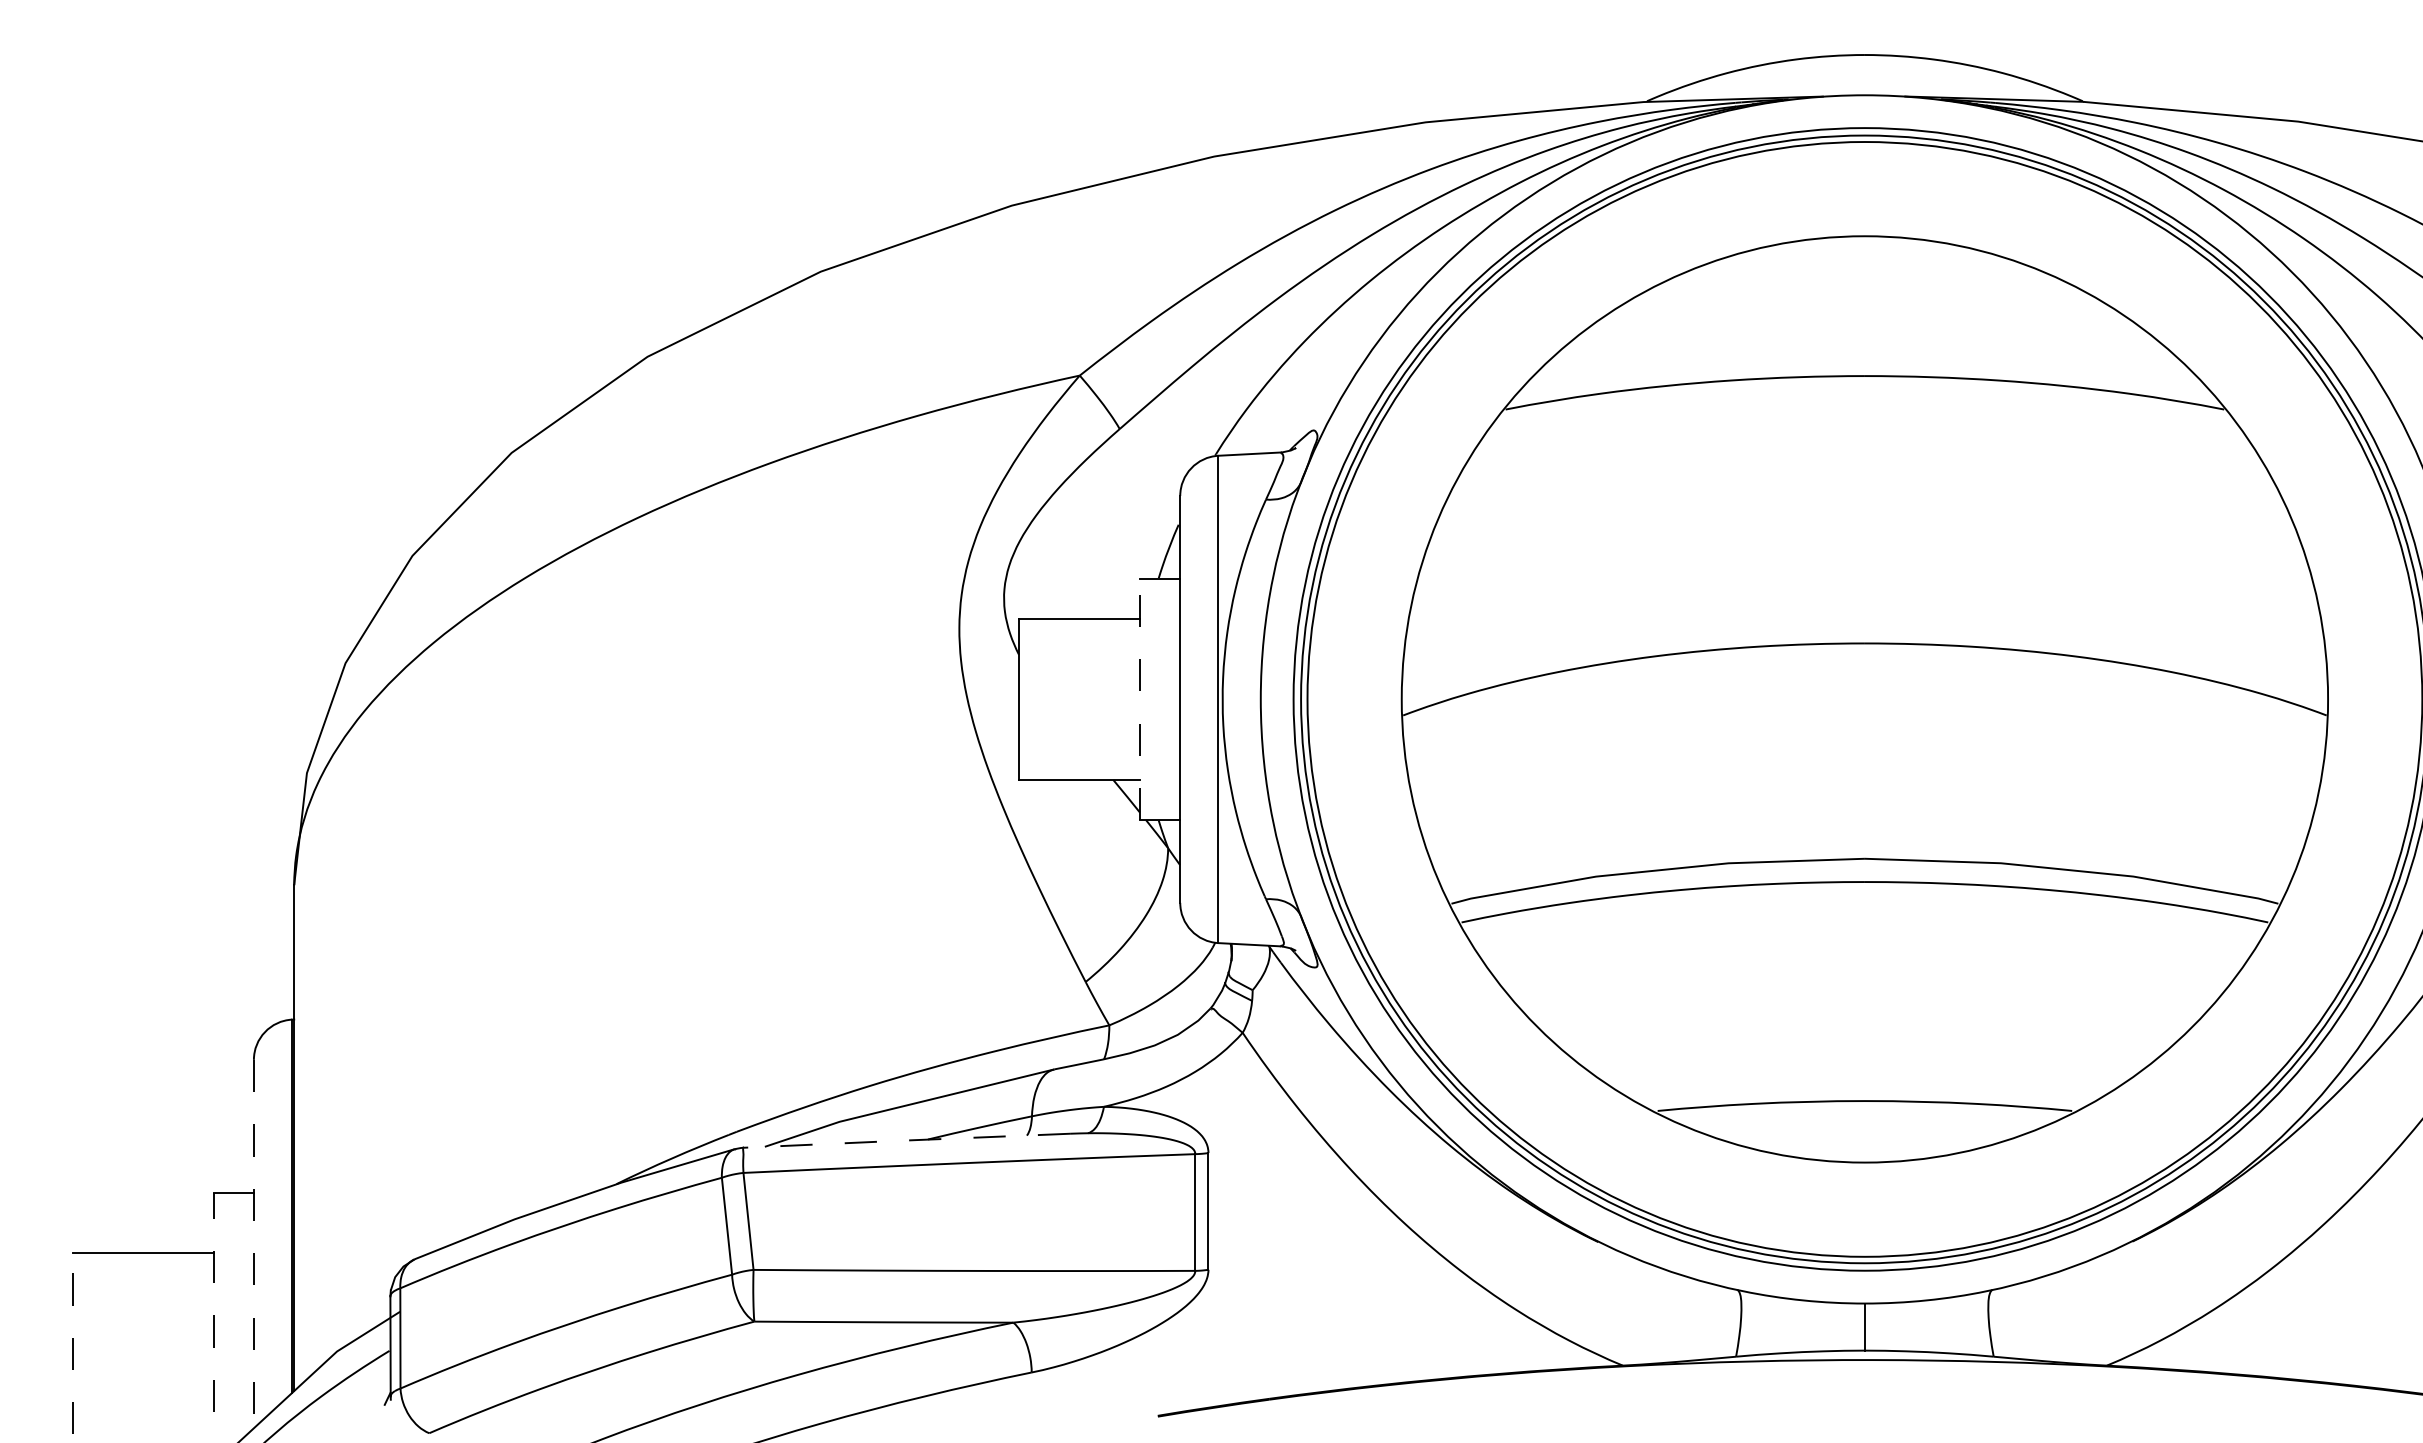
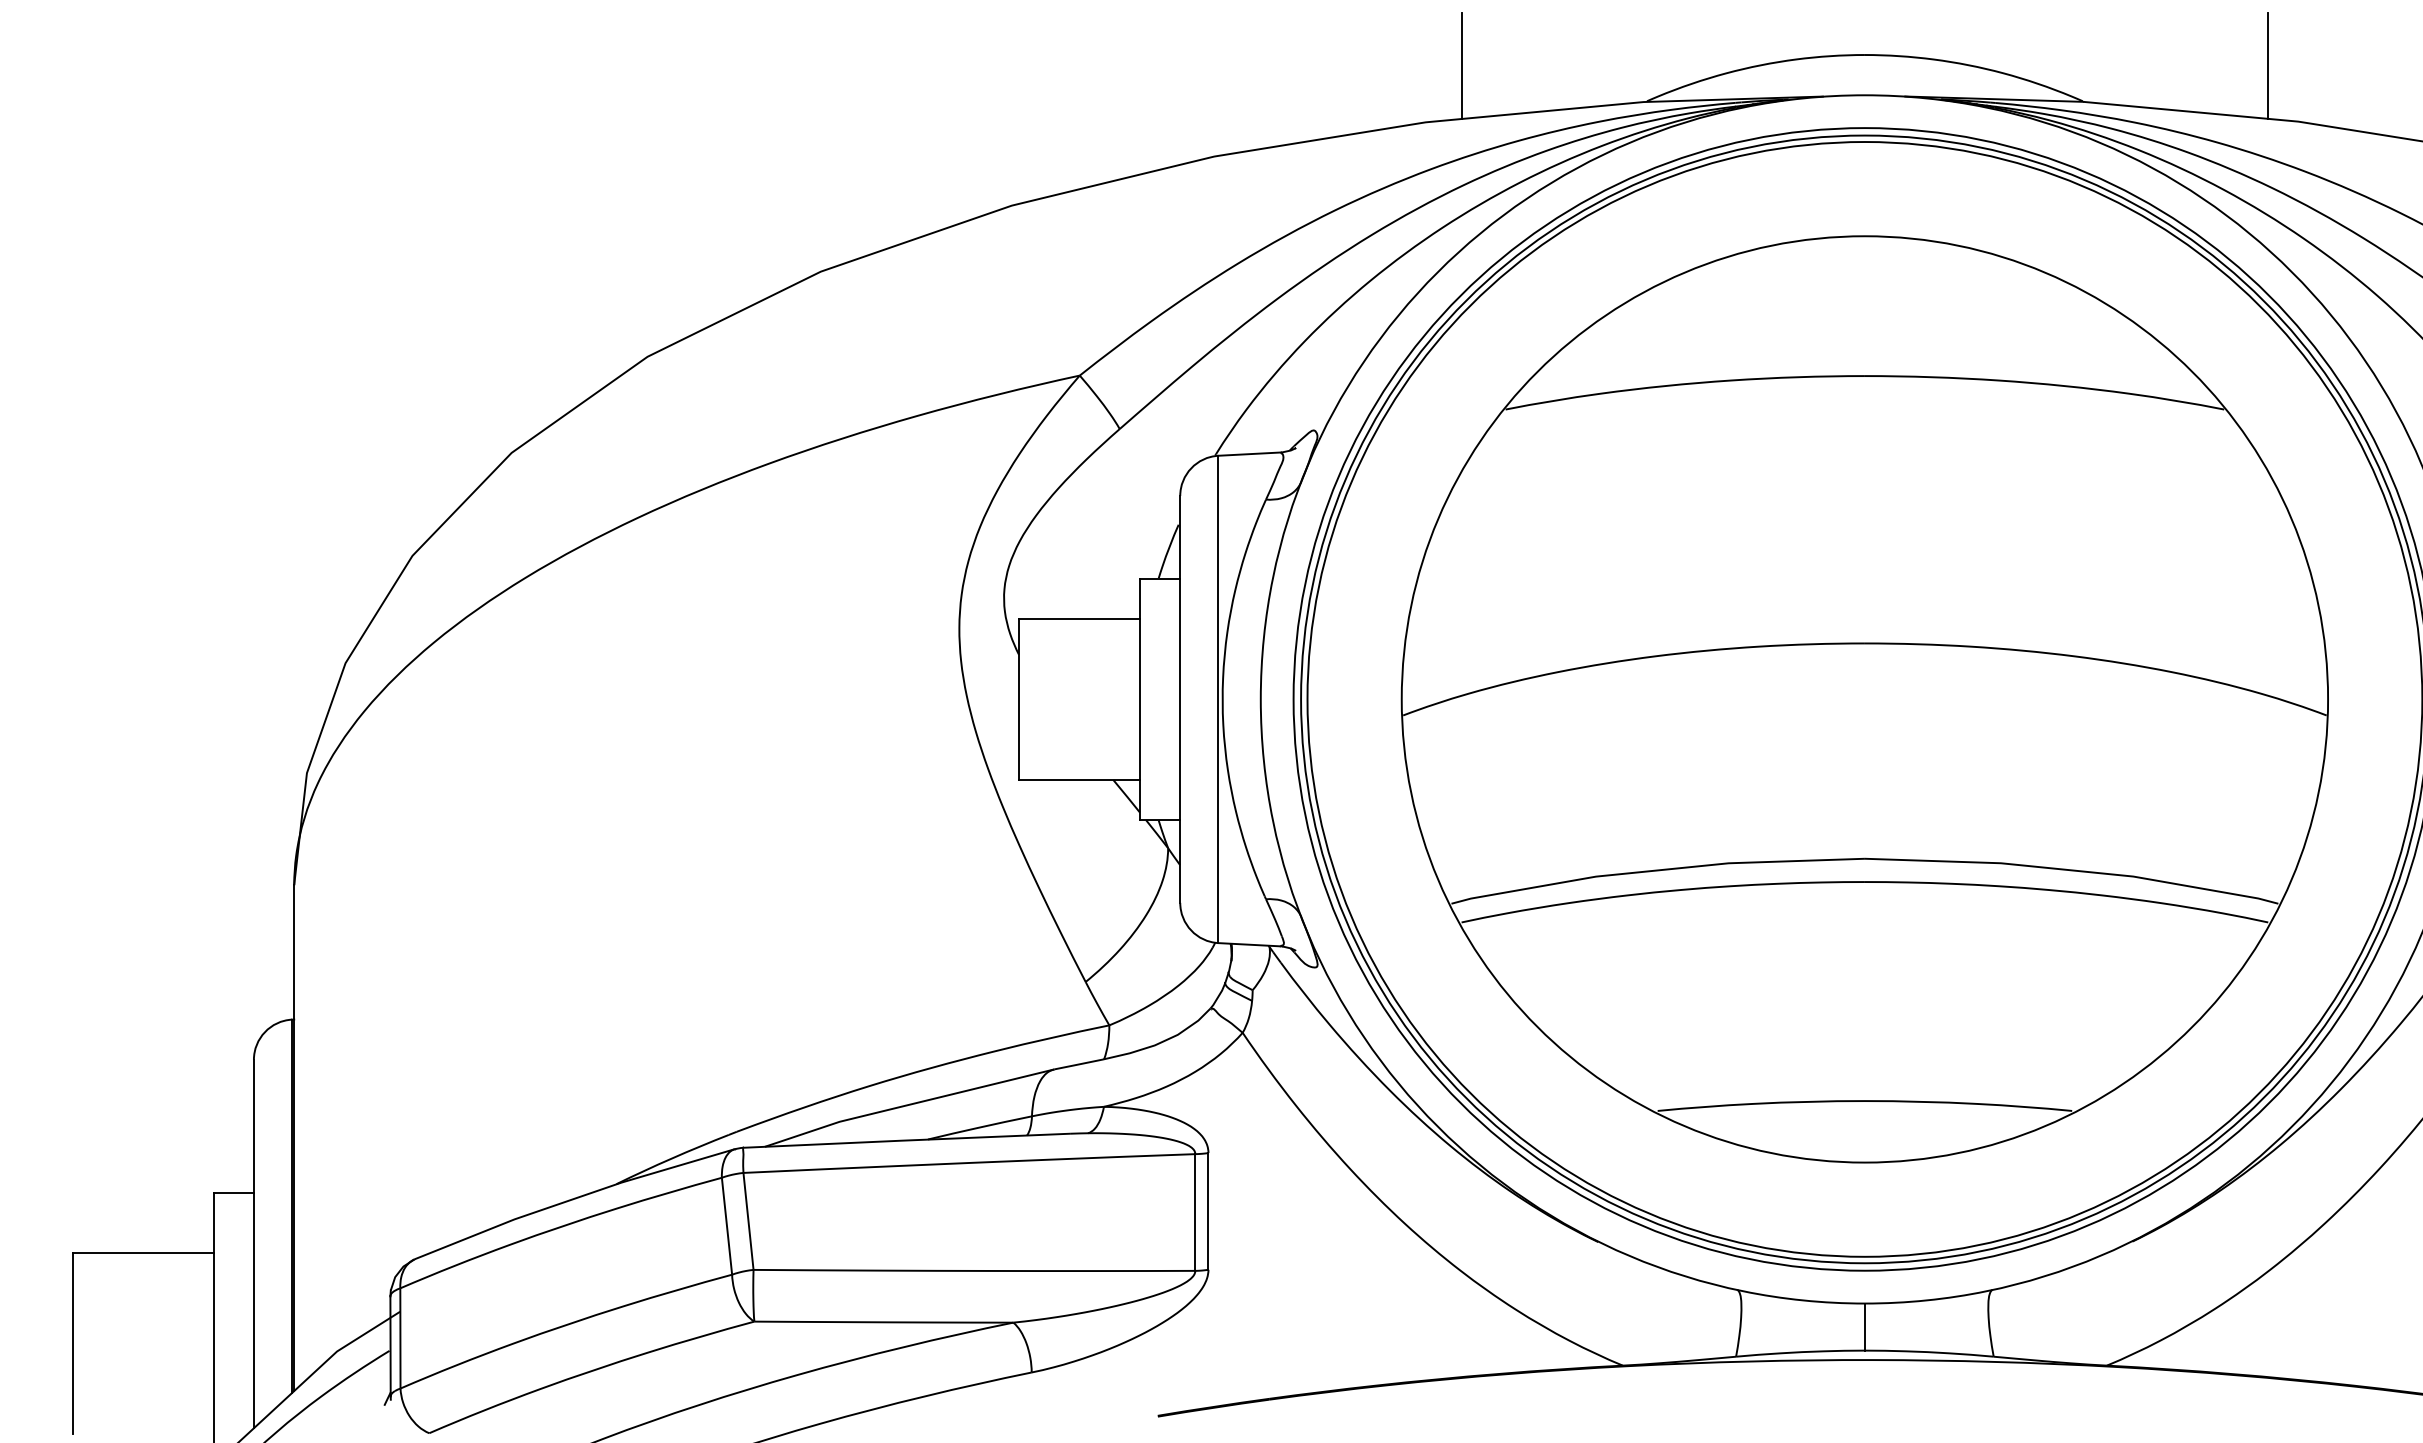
line: none -> present (1462, 65)
line: none -> present (2267, 65)
line: dashed -> solid (1139, 699)
line: dashed -> solid (905, 1140)
line: dashed -> solid (253, 1244)
line: dashed -> solid (213, 1317)
line: dashed -> solid (72, 1343)
